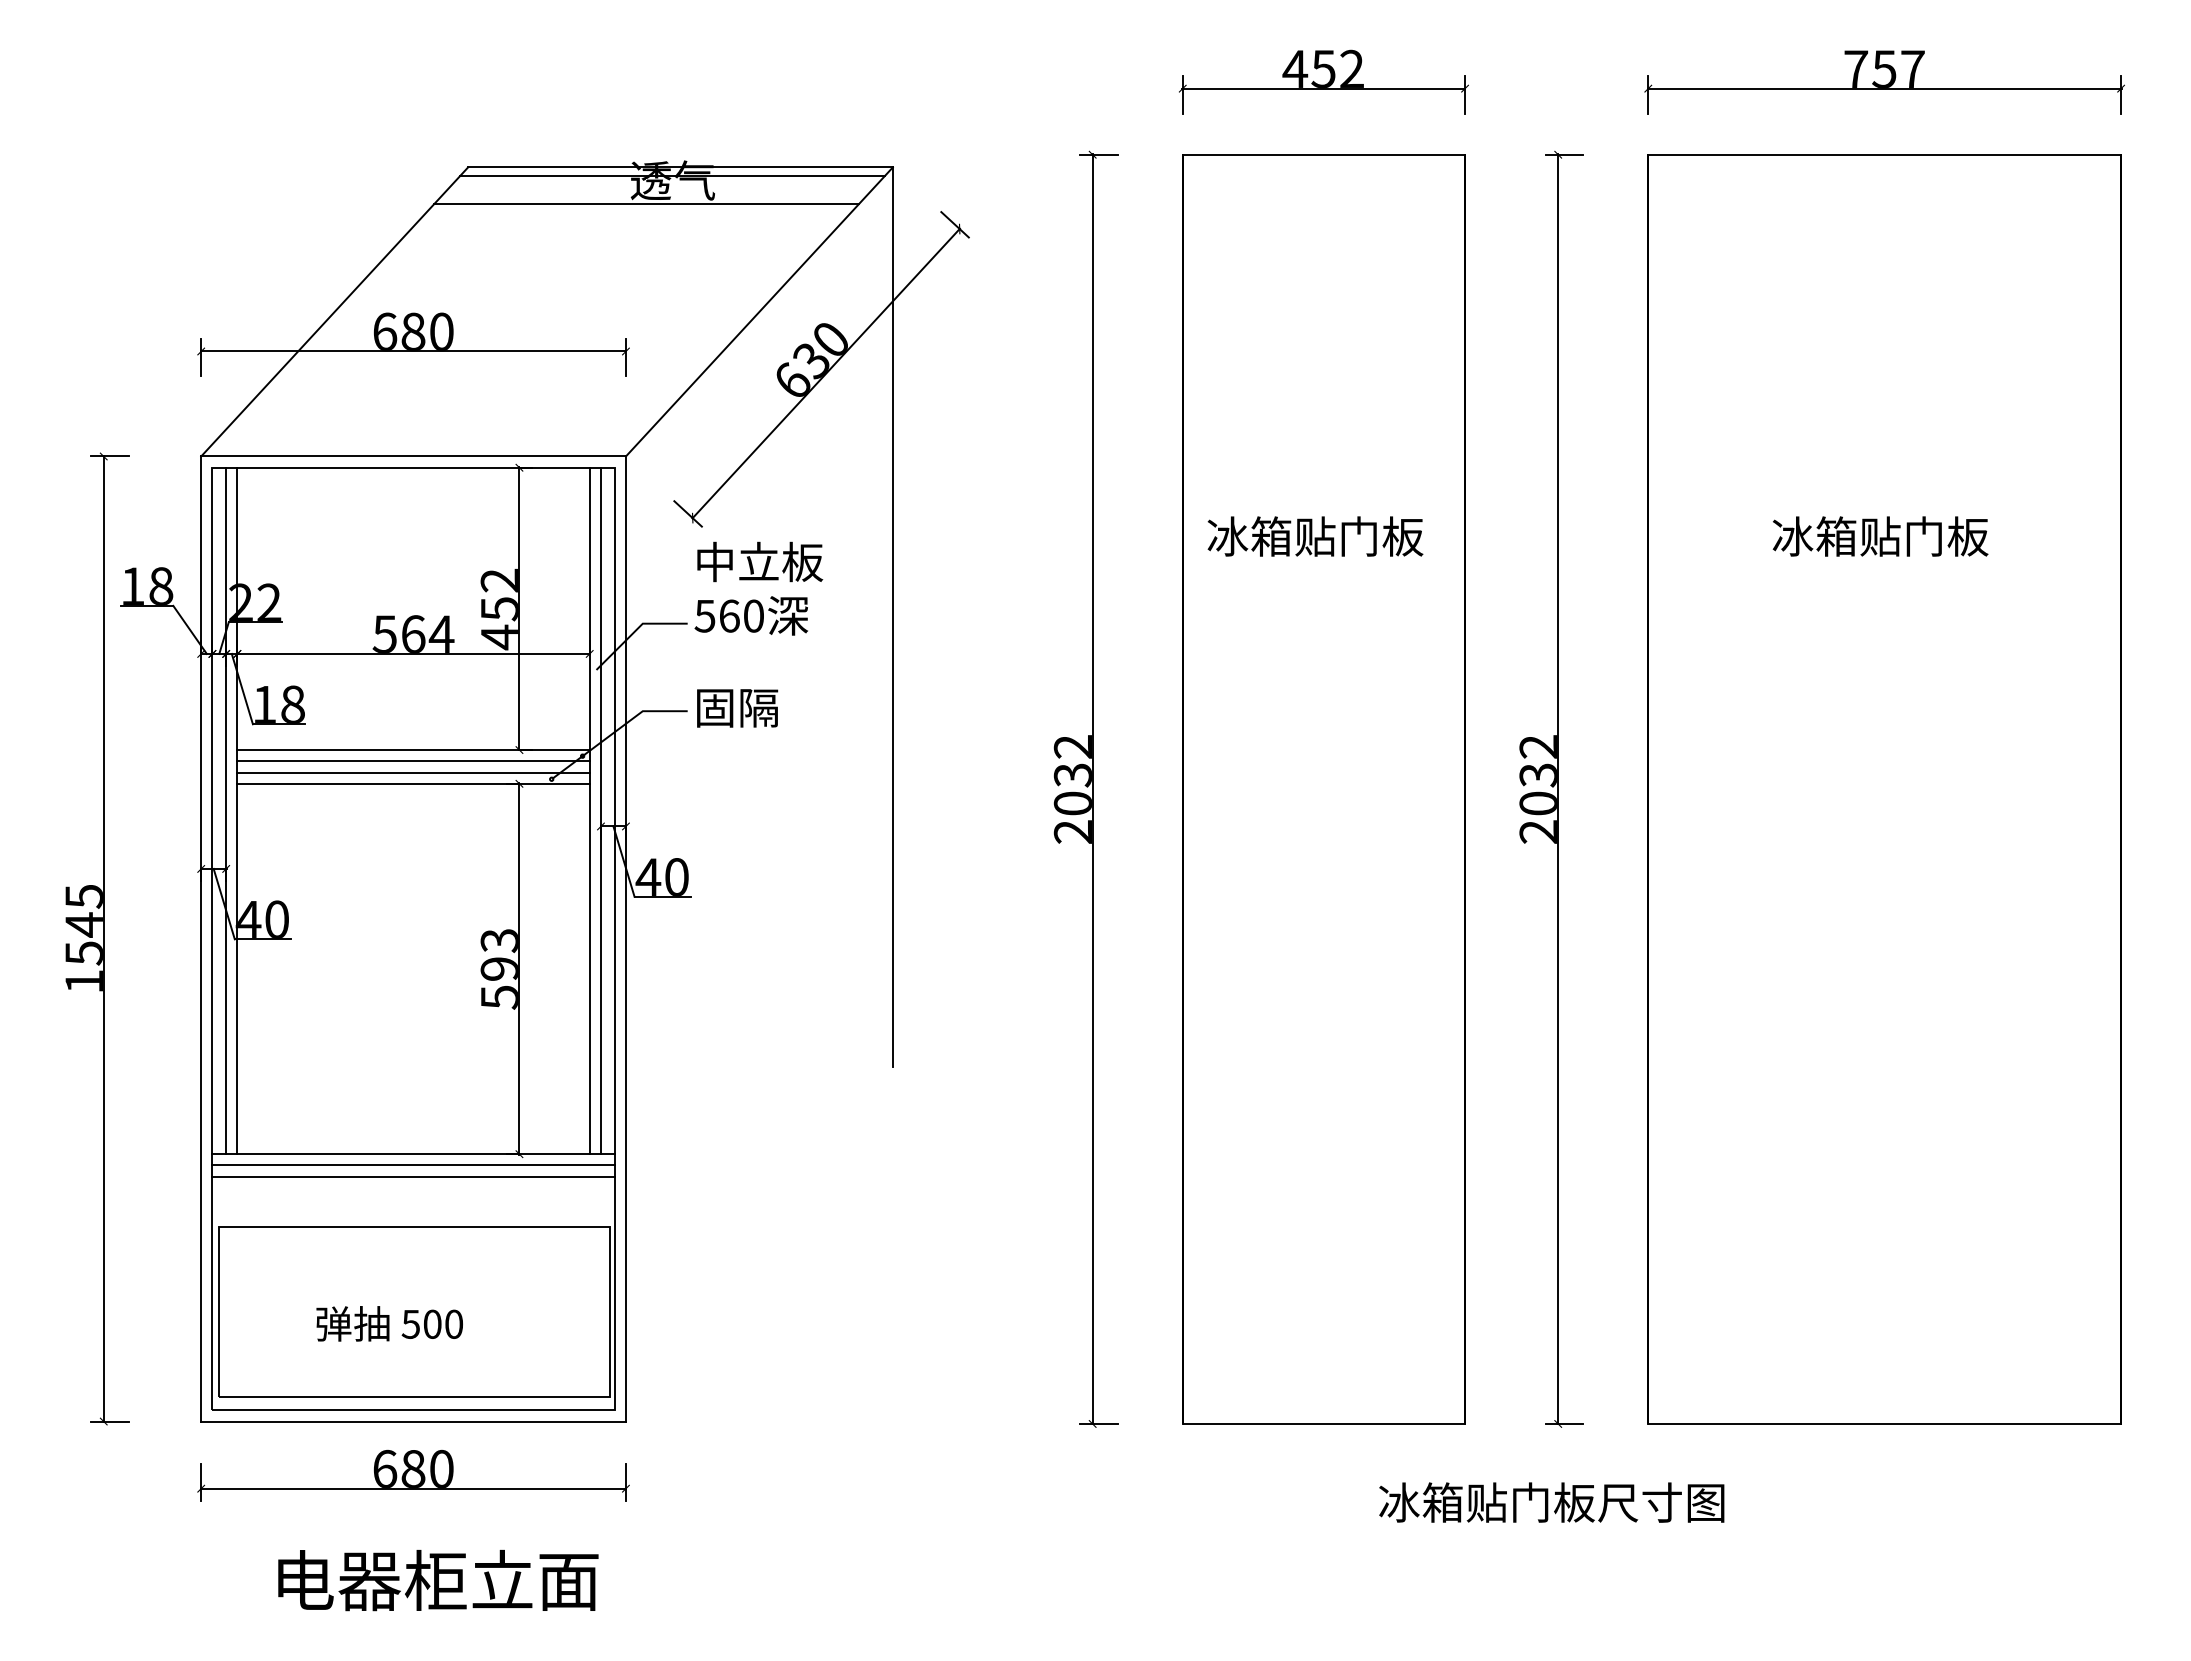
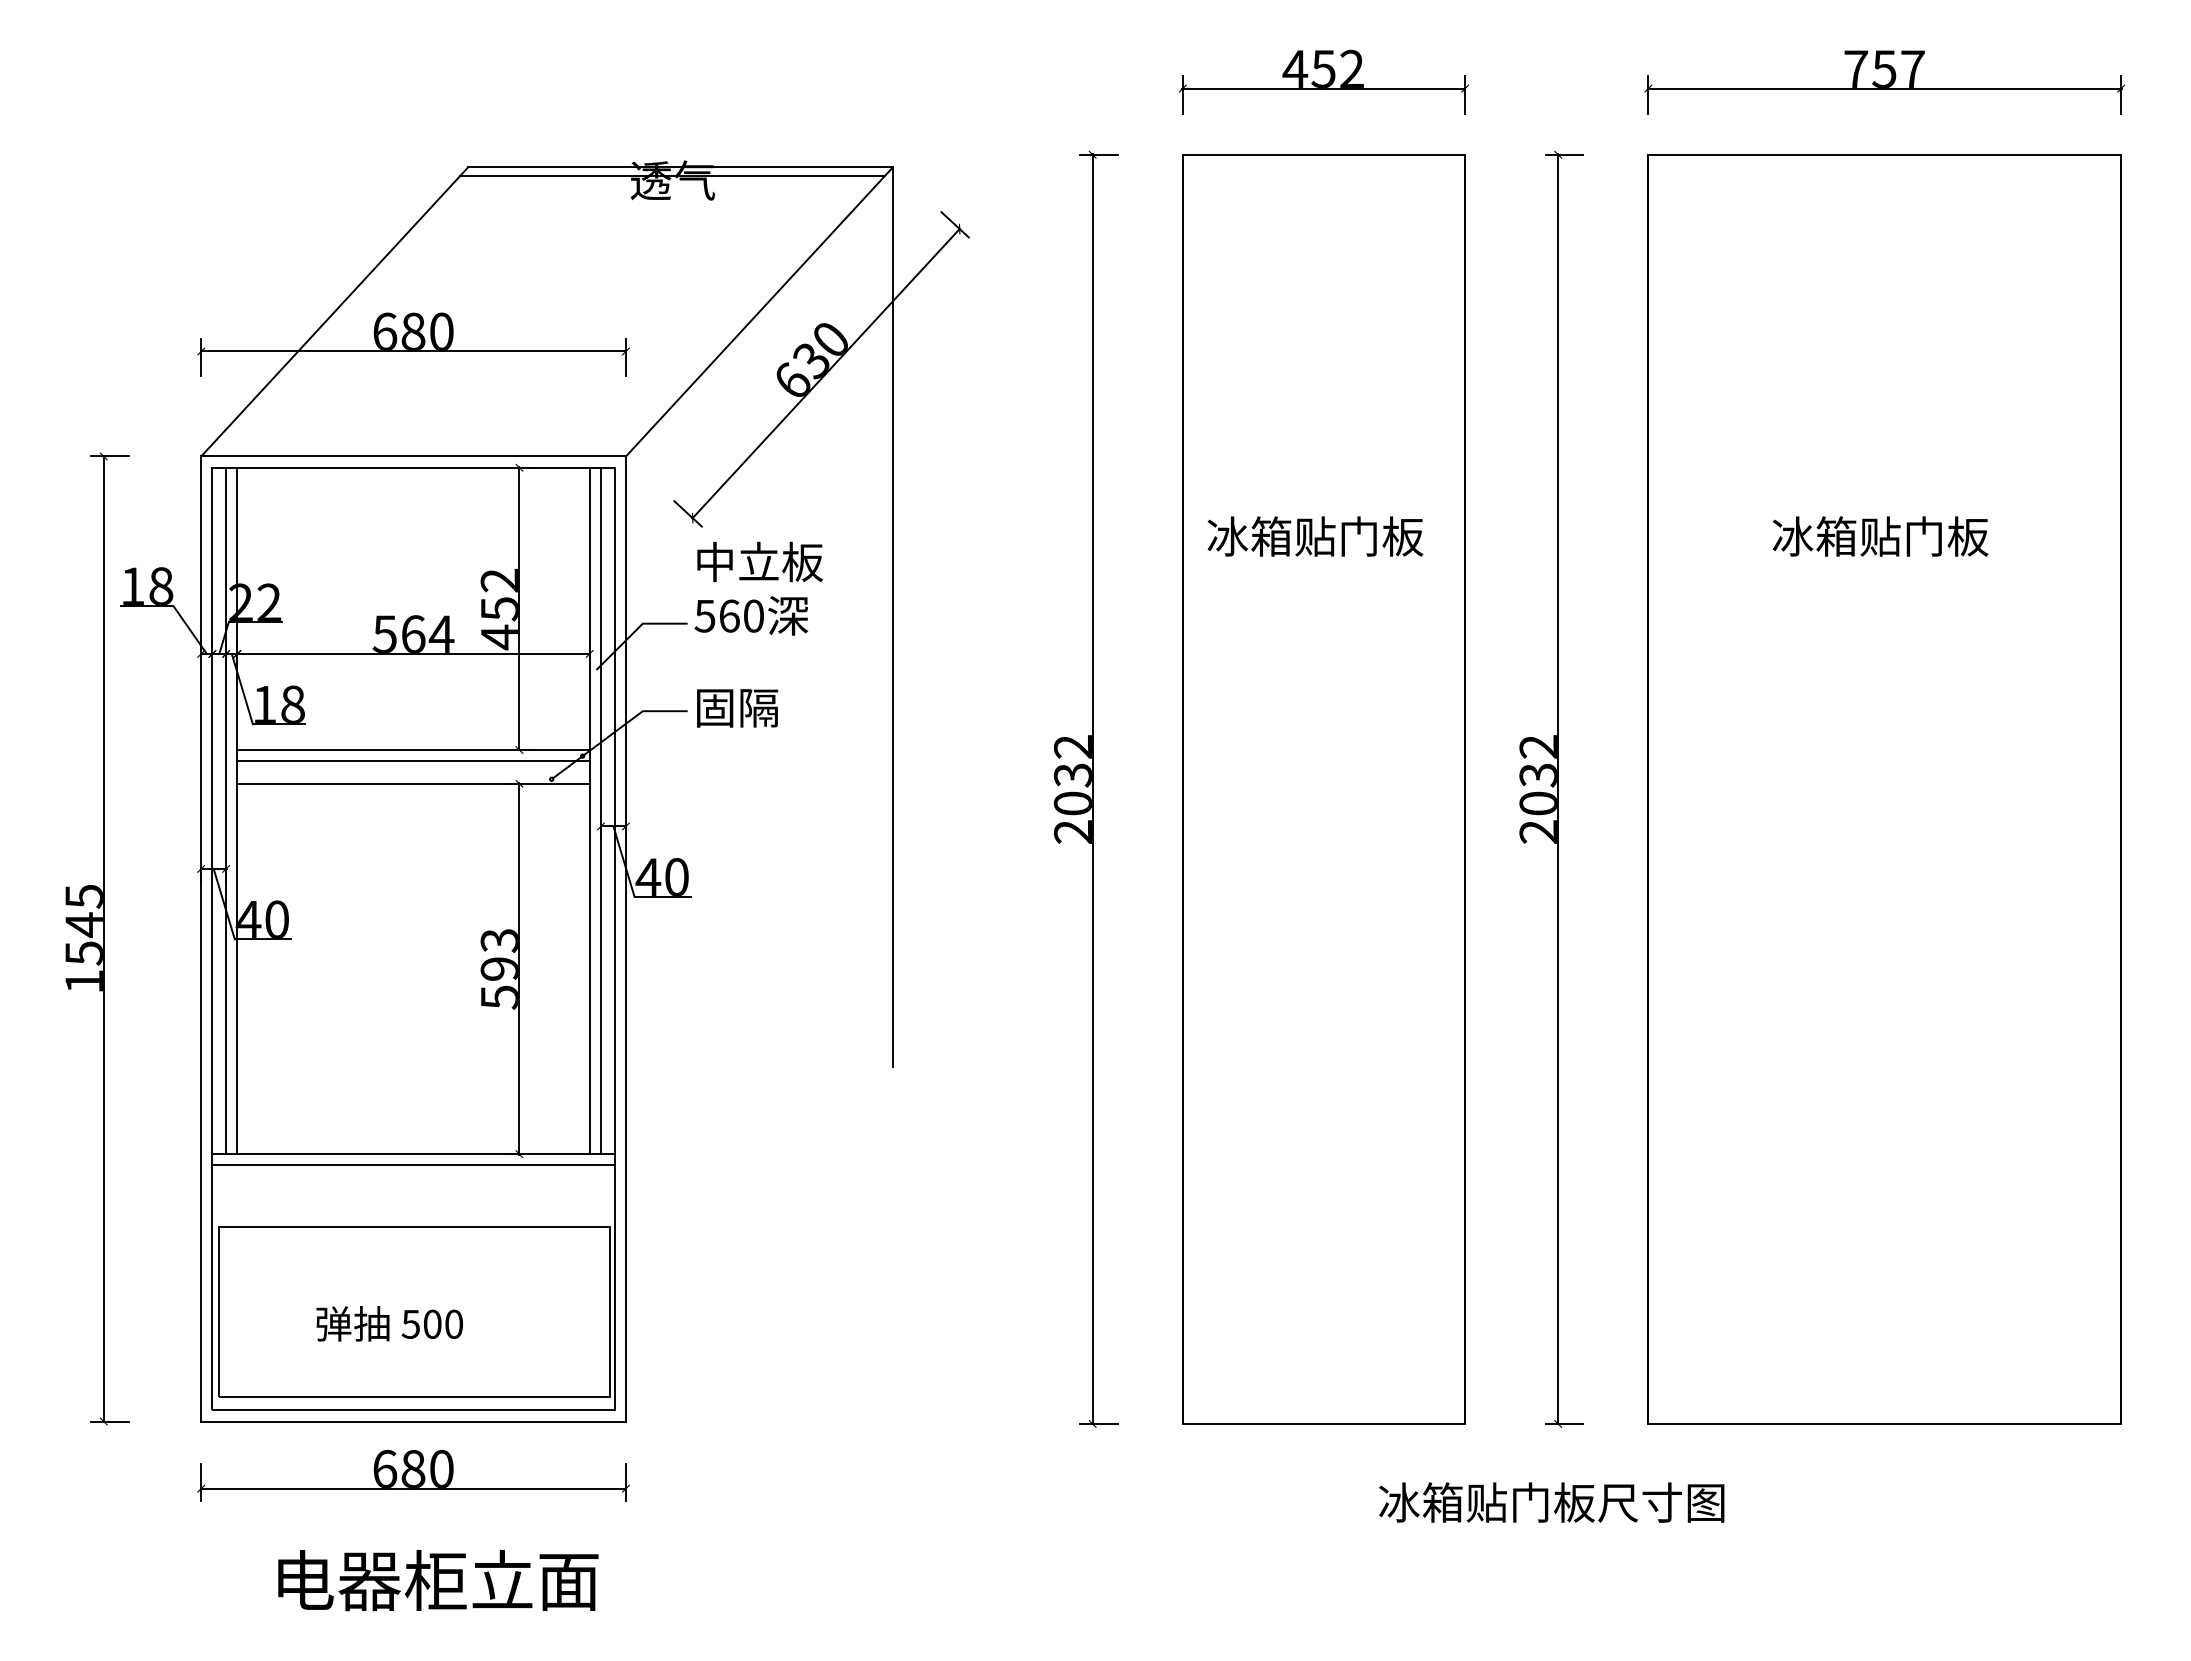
line: present -> none (645, 204)
line: present -> none (413, 772)
line: present -> none (413, 1176)
